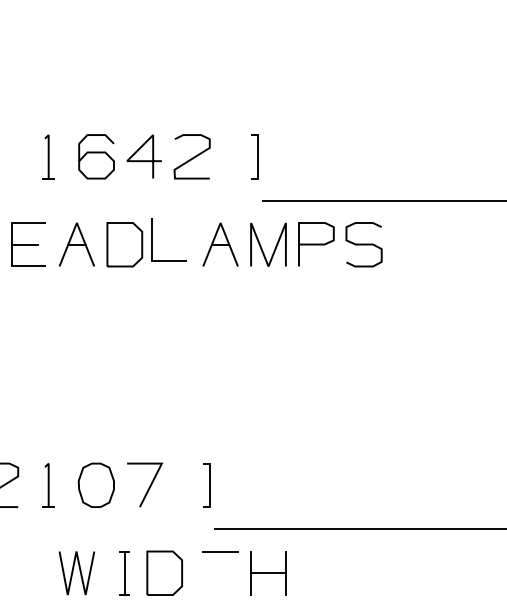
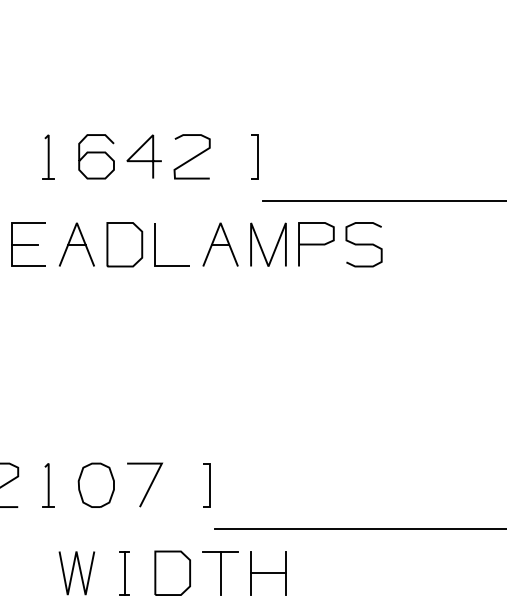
line position: (152, 239) -> (155, 244) (155, 244)
part position: (164, 572) -> (172, 572) (172, 572)
line: none -> present (220, 573)
